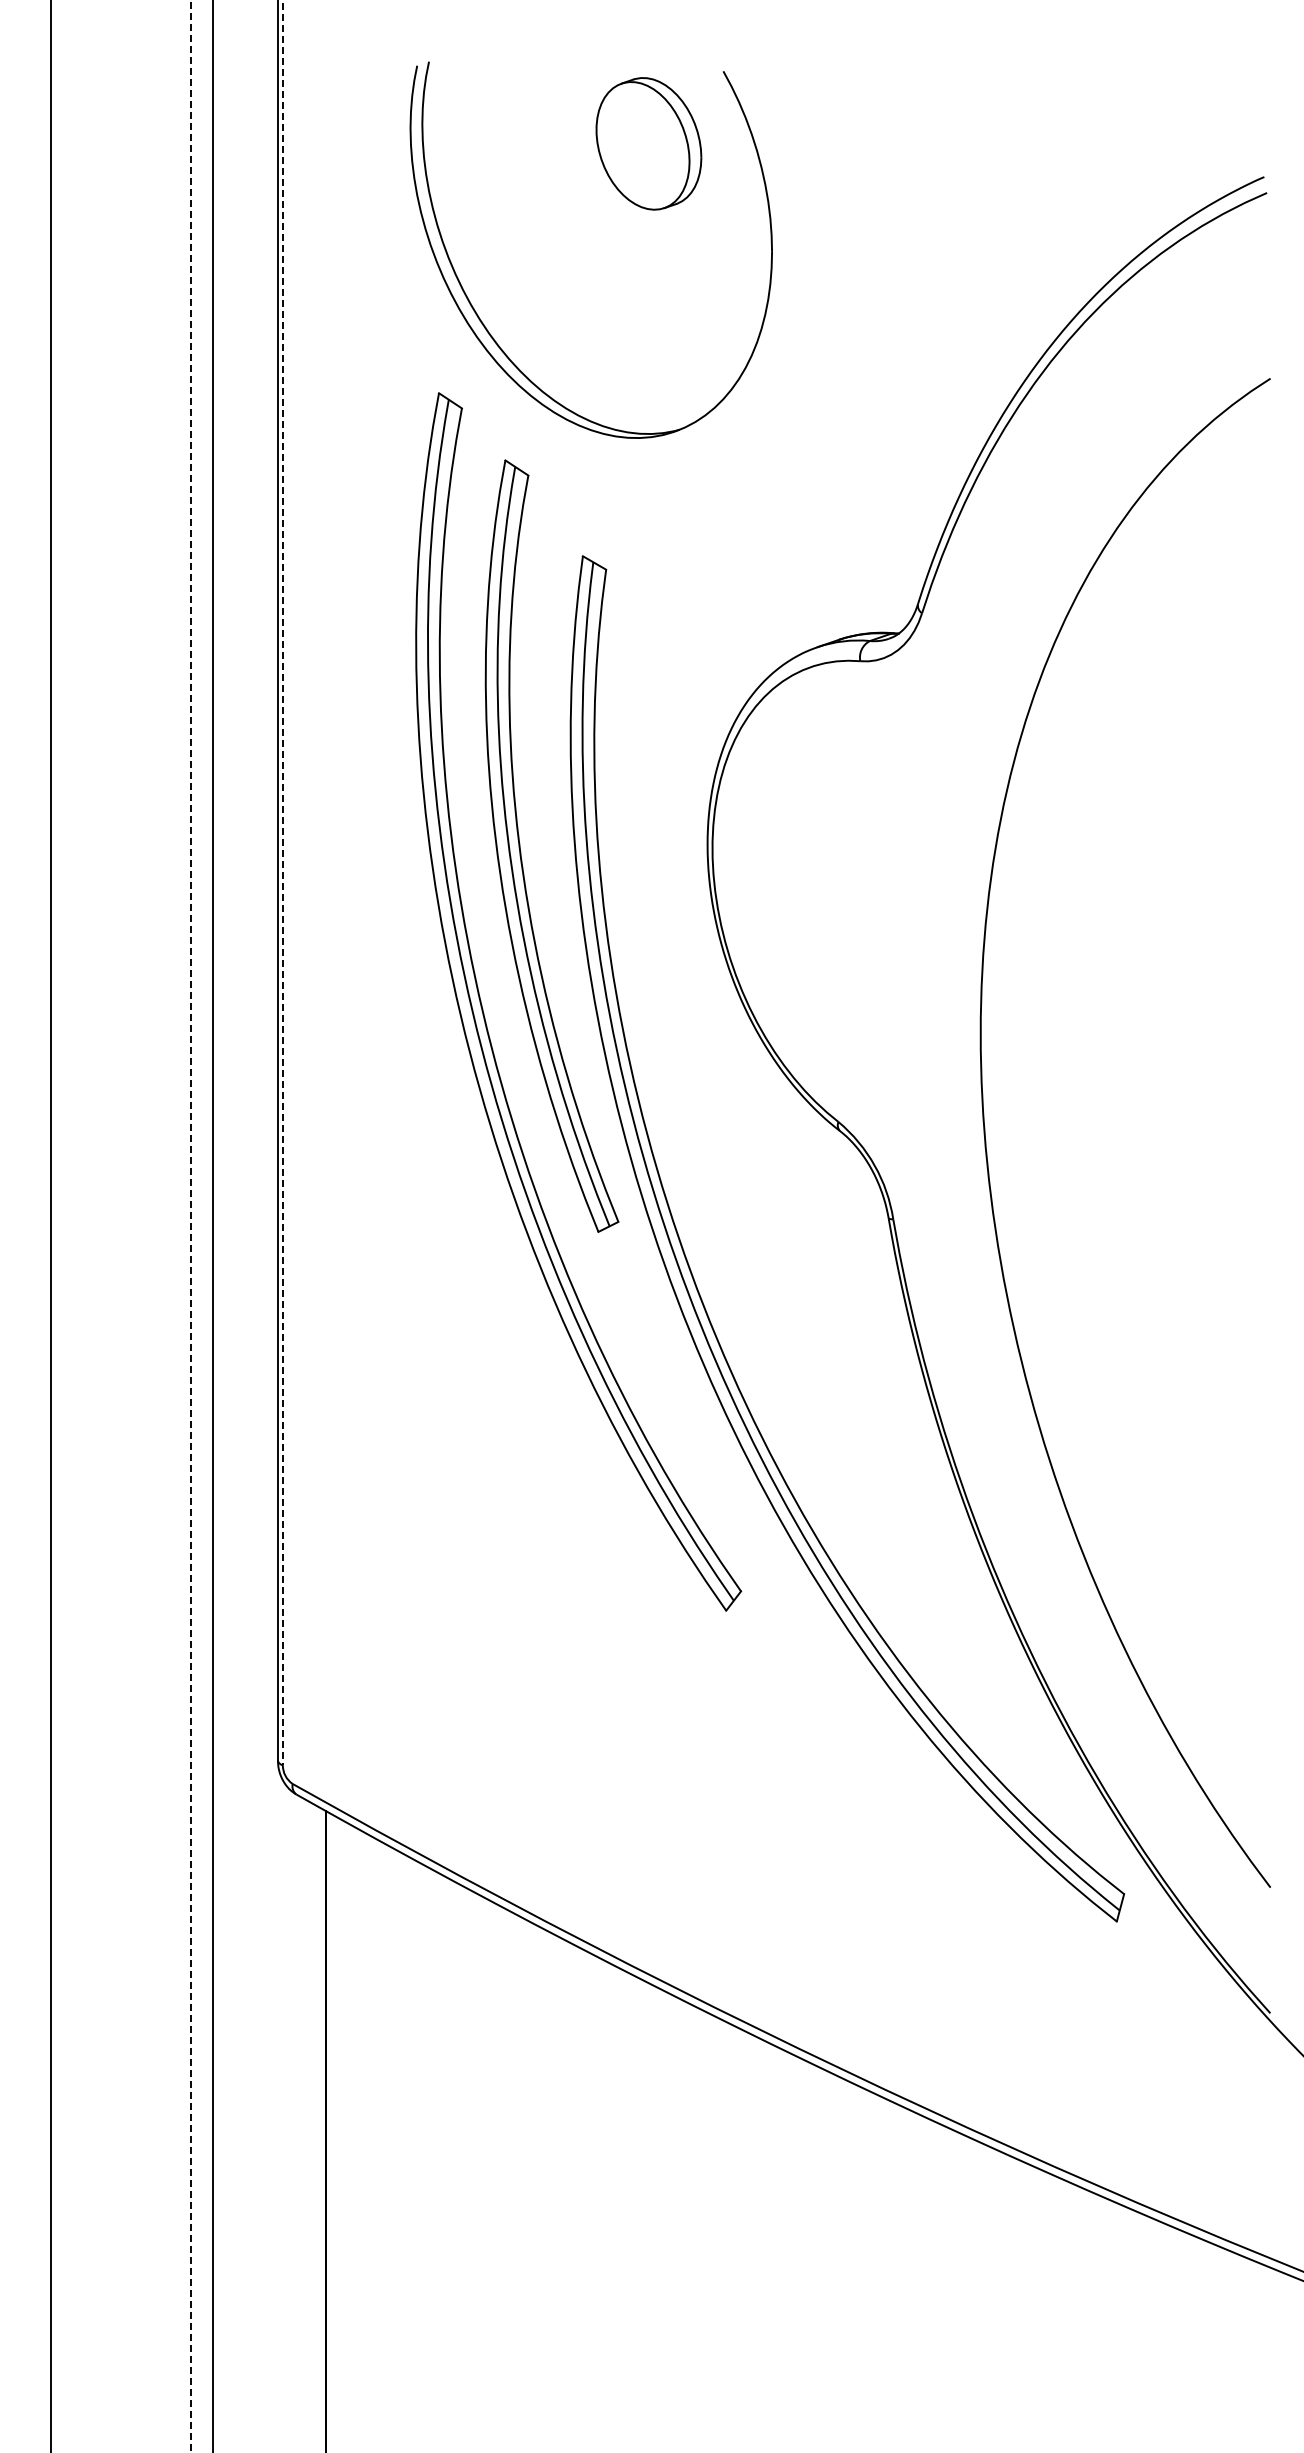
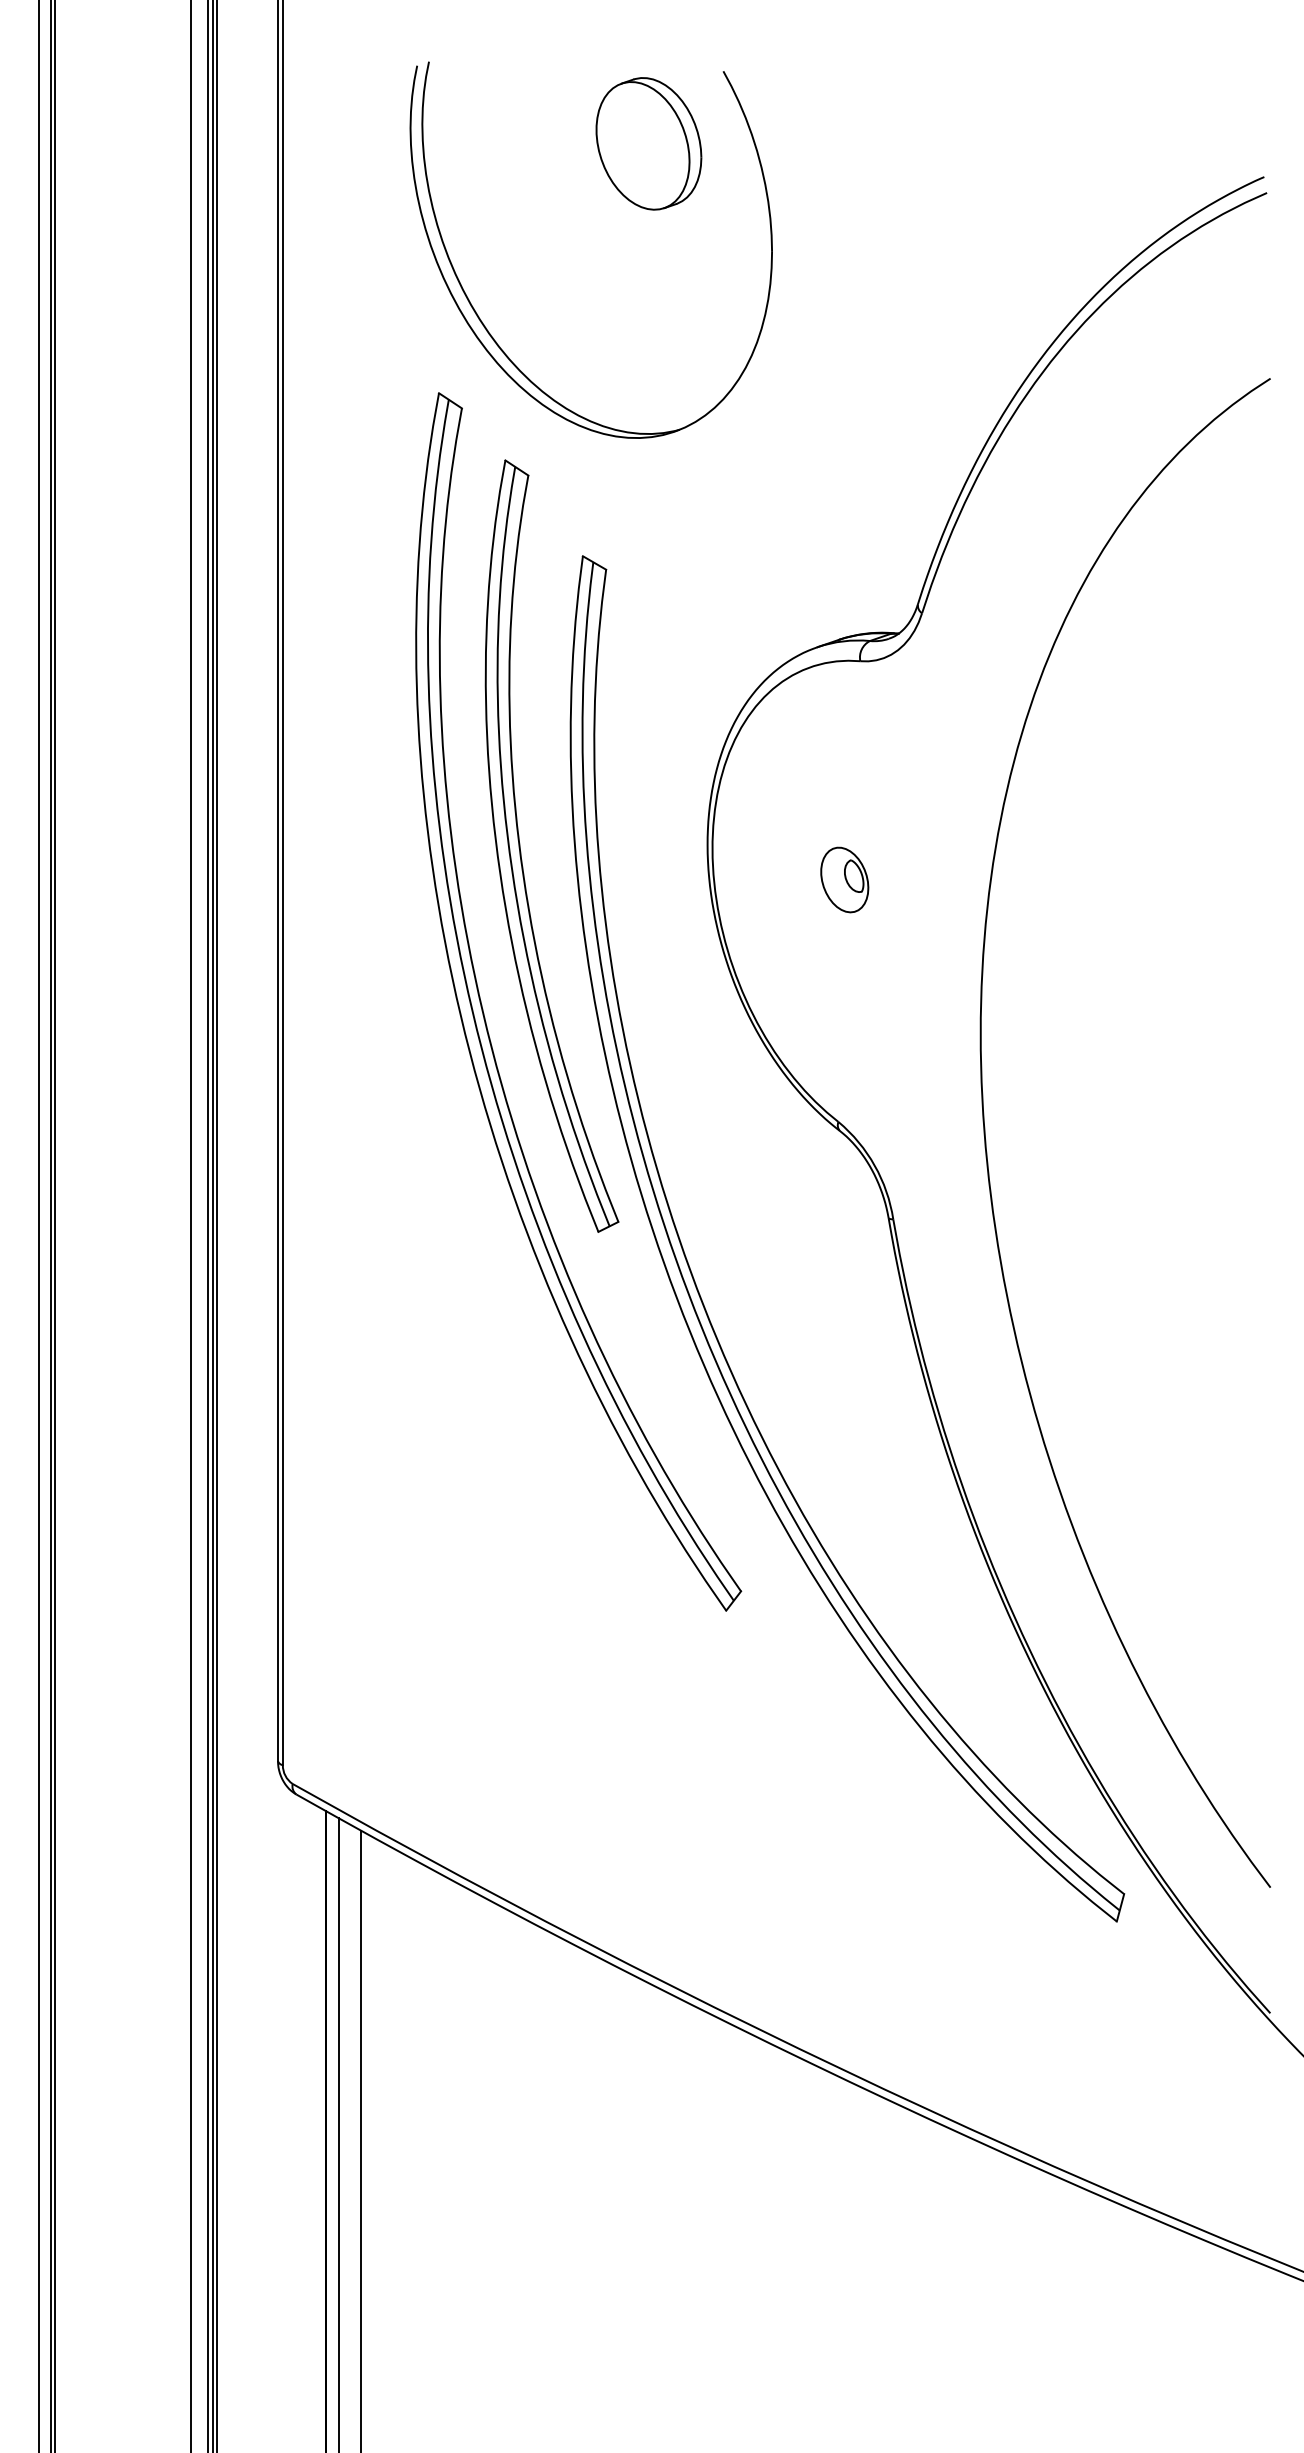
part: none -> present (844, 879)
line: dashed -> solid (282, 883)
line: none -> present (39, 1225)
line: none -> present (54, 1225)
line: none -> present (207, 1225)
line: none -> present (216, 1225)
line: dashed -> solid (190, 1226)
line: none -> present (338, 2133)
line: none -> present (361, 2139)
